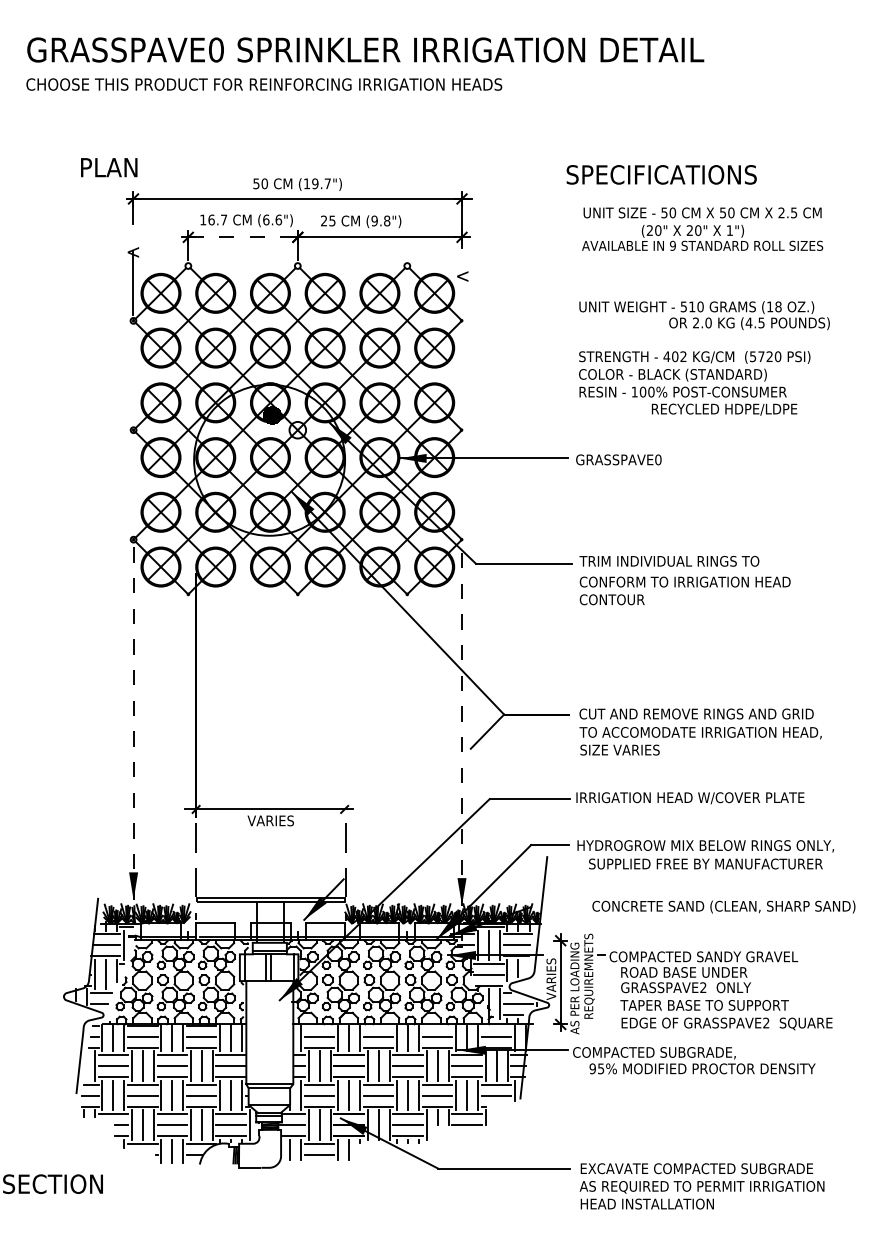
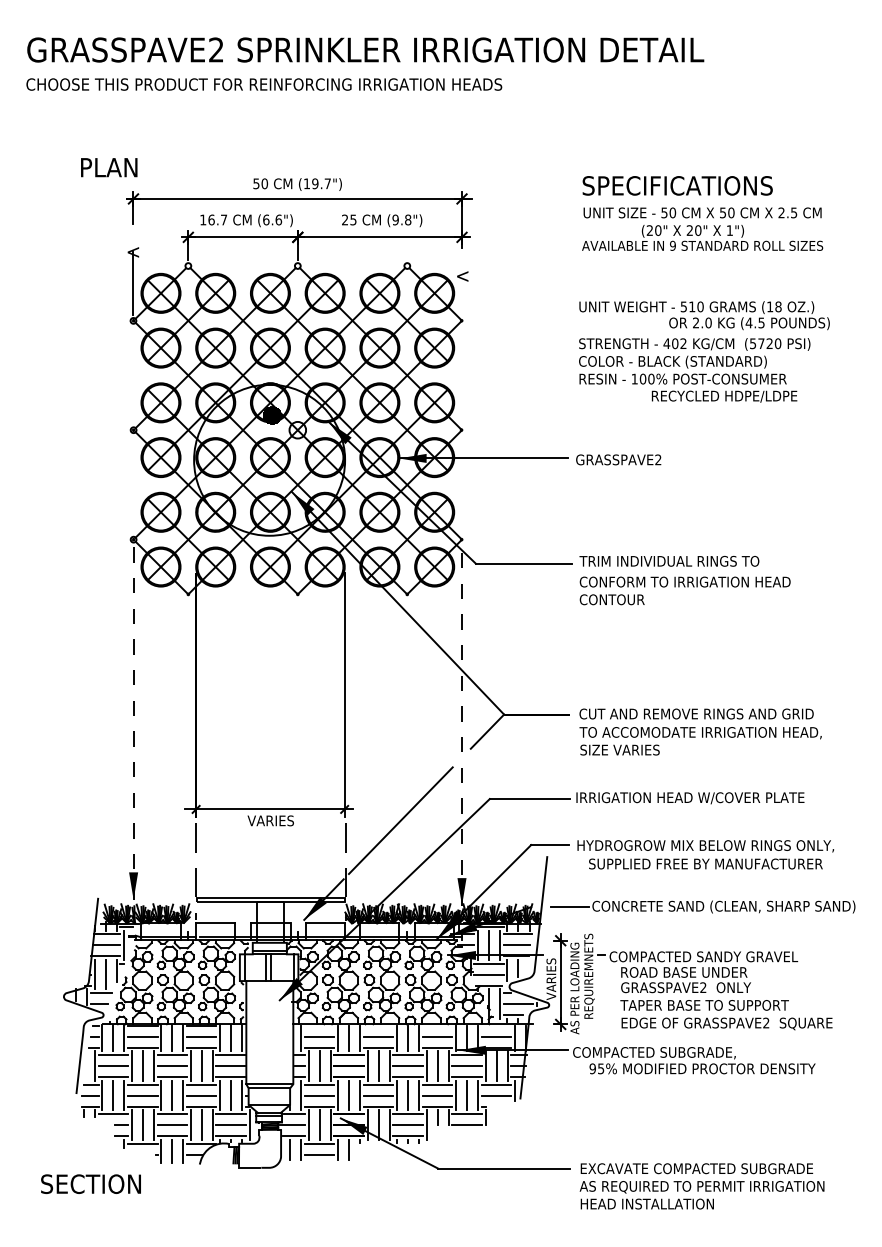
text: GRASSPAVE0 -> GRASSPAVE2 (216, 49)
text position: (661, 174) -> (677, 185) (677, 185)
text position: (361, 221) -> (382, 220) (382, 220)
line: dashed -> solid (243, 237)
text position: (694, 383) -> (694, 370) (694, 370)
text: GRASSPAVE0 -> GRASSPAVE2 (658, 459)
line: none -> present (344, 694)
line: none -> present (400, 820)
line: none -> present (569, 907)
text position: (52, 1183) -> (90, 1183) (90, 1183)
